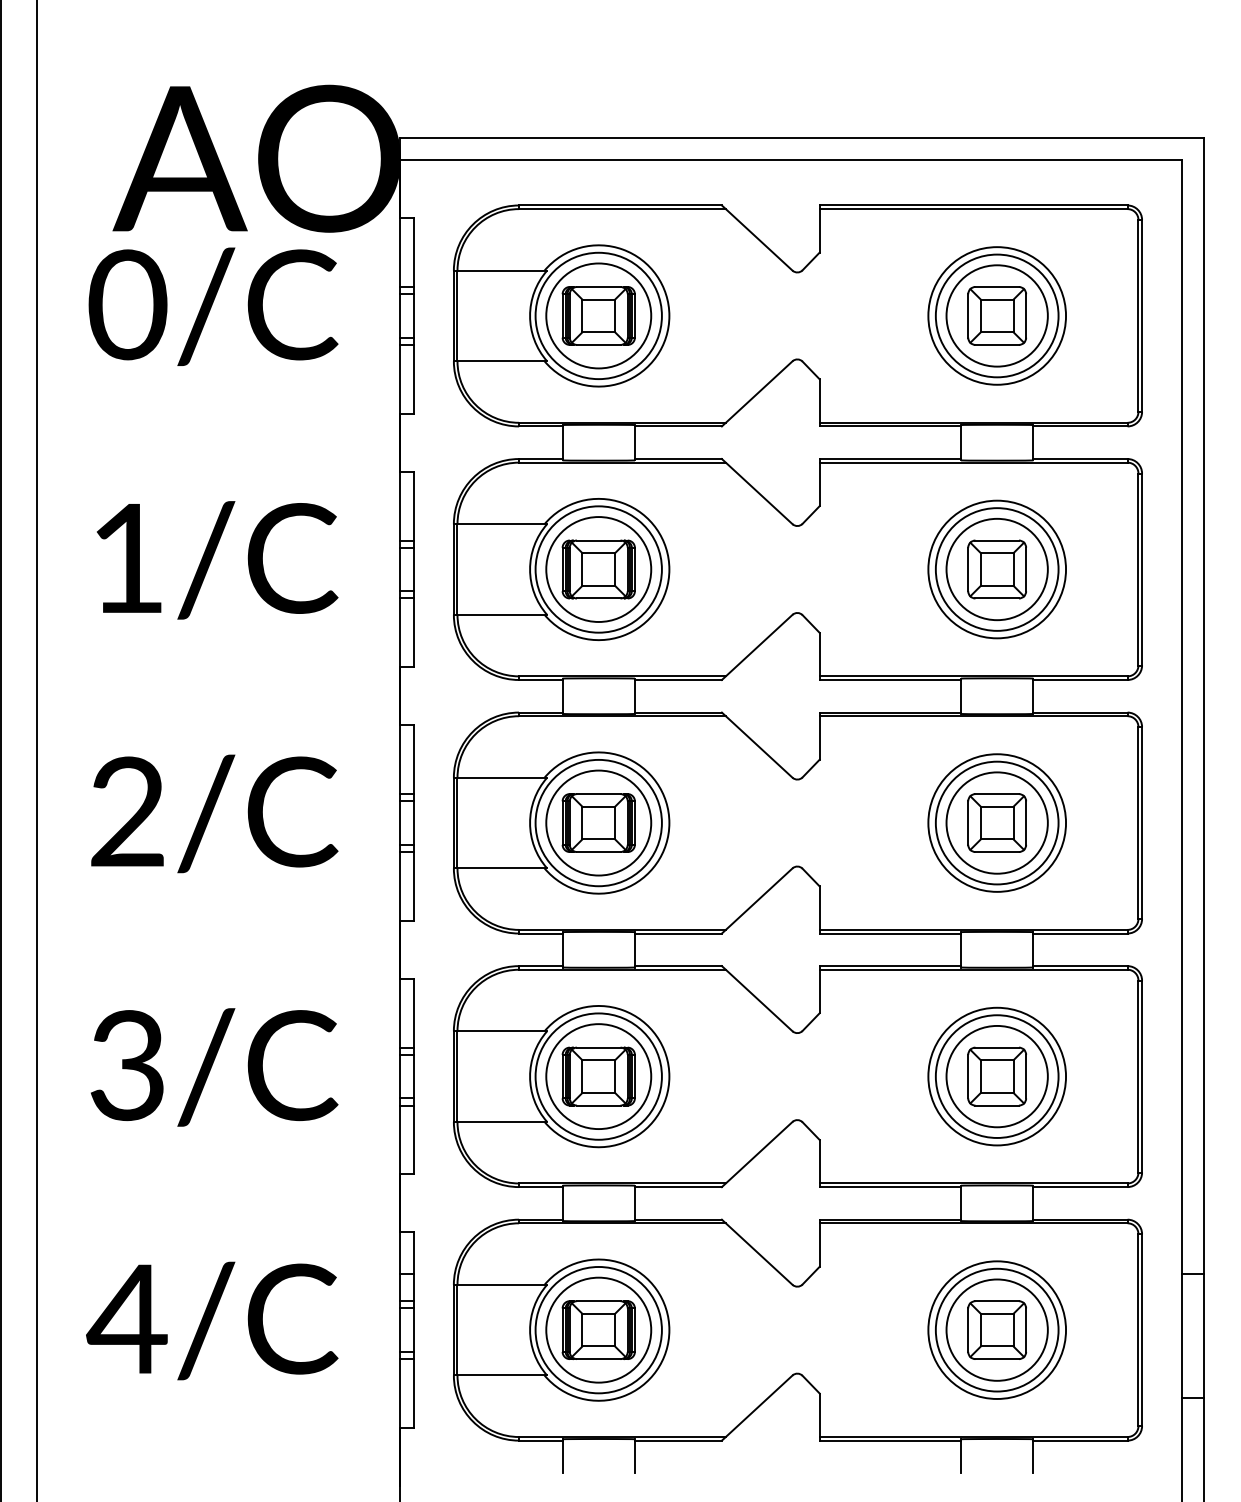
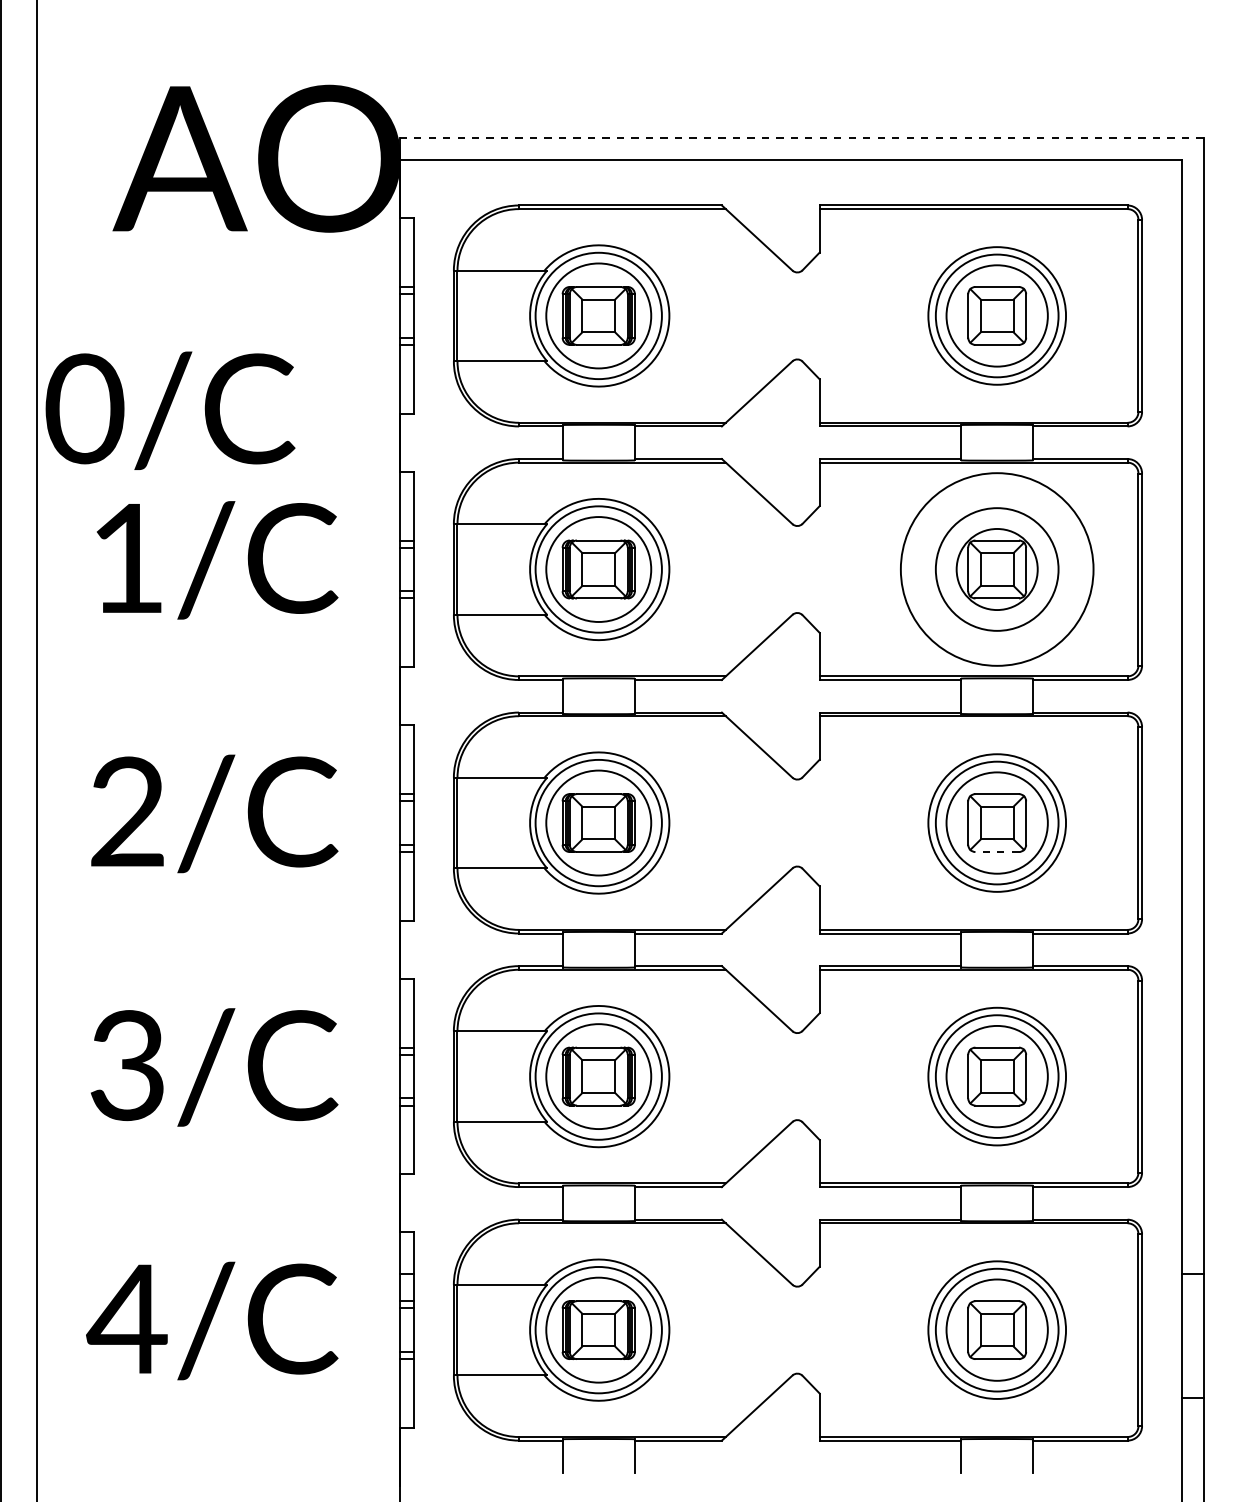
line: solid -> dashed (802, 138)
text position: (213, 306) -> (170, 410) (170, 410)
circle diameter: 101 px -> 81 px (996, 569)
circle diameter: 138 px -> 193 px (996, 569)
line: solid -> dashed (997, 852)
